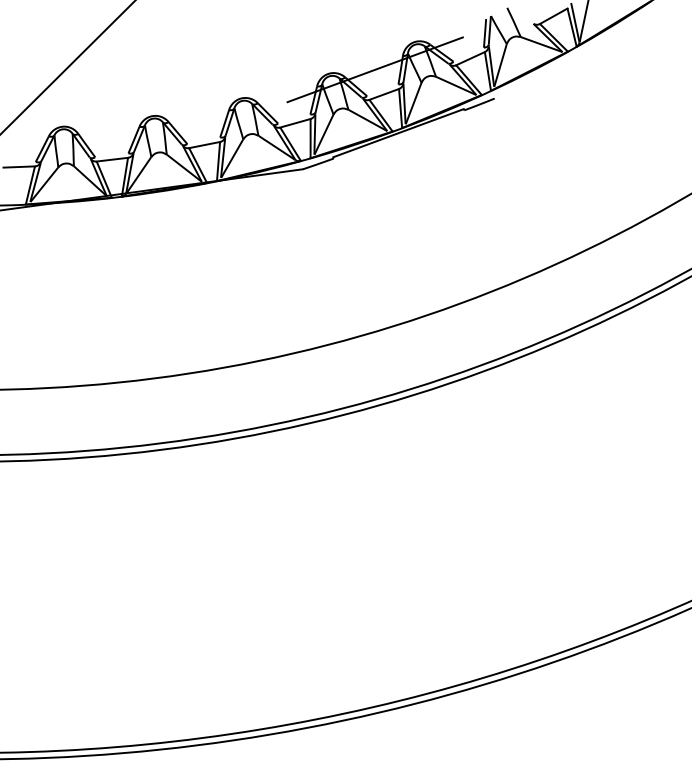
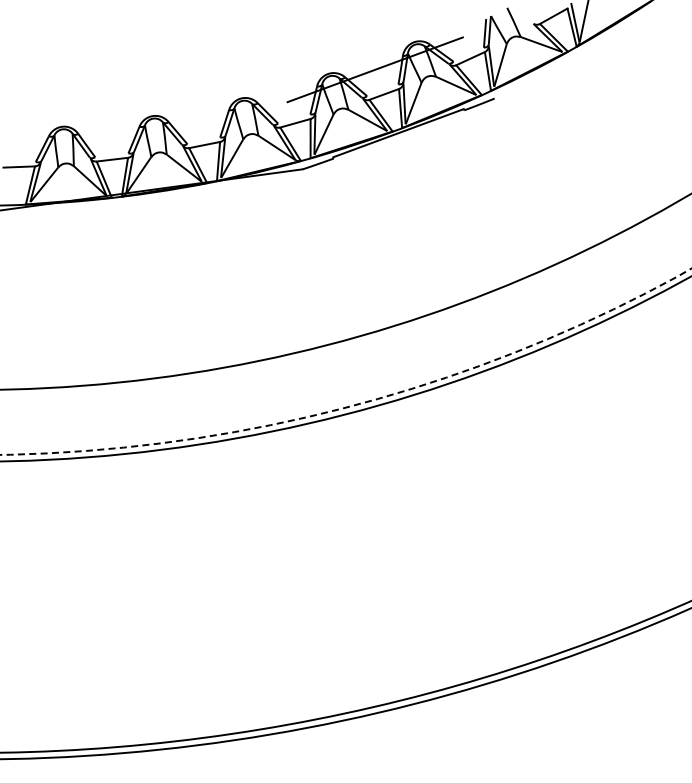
line: present -> none (67, 67)
arc: solid -> dashed (358, 404)
